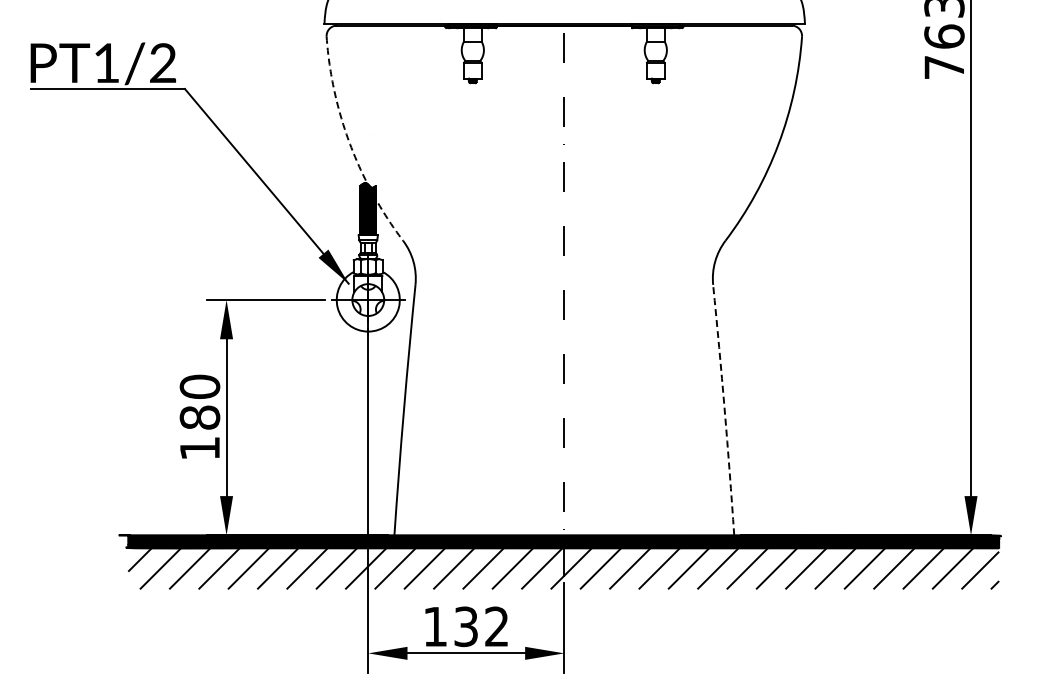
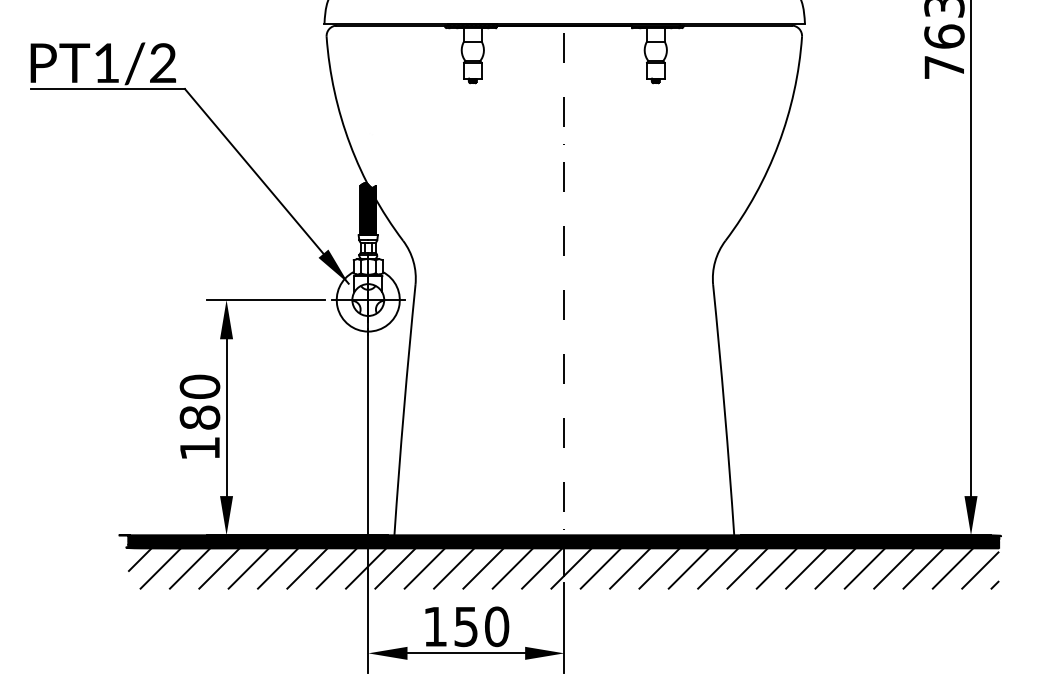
arc: dashed -> solid (350, 144)
arc: dashed -> solid (724, 410)
text: 132 -> 150 (482, 626)
